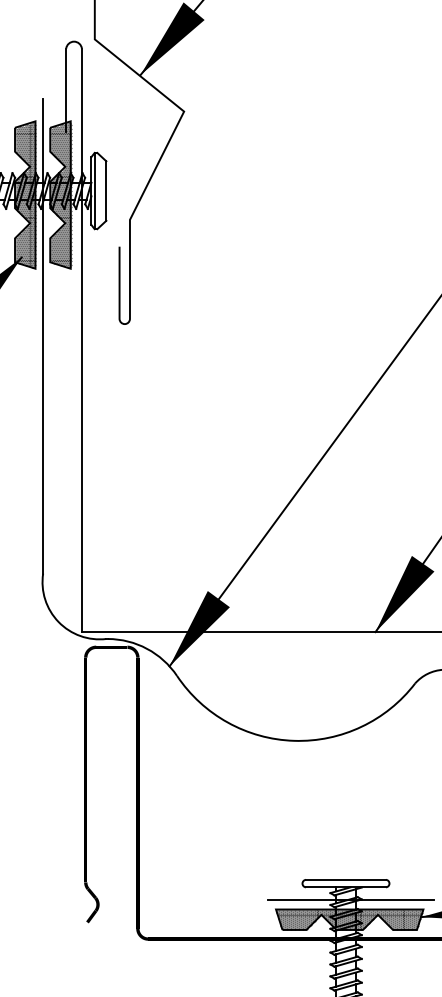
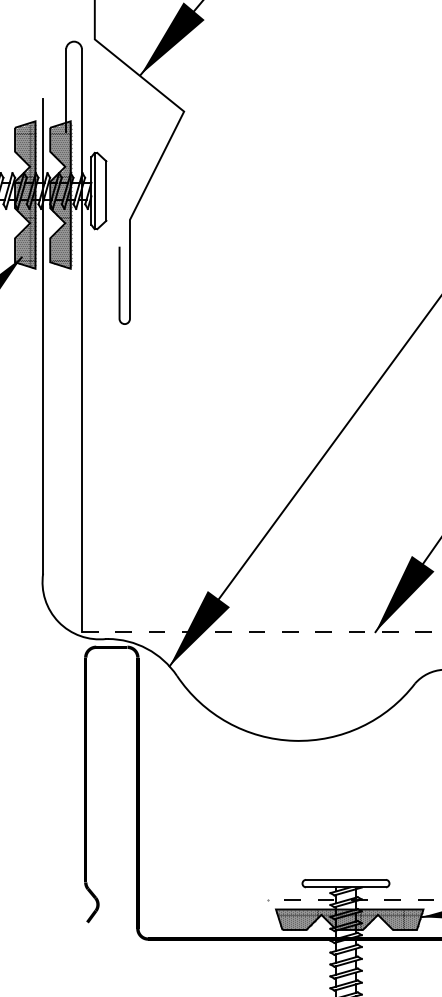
line: solid -> dashed (261, 632)
line: solid -> dashed (350, 899)
